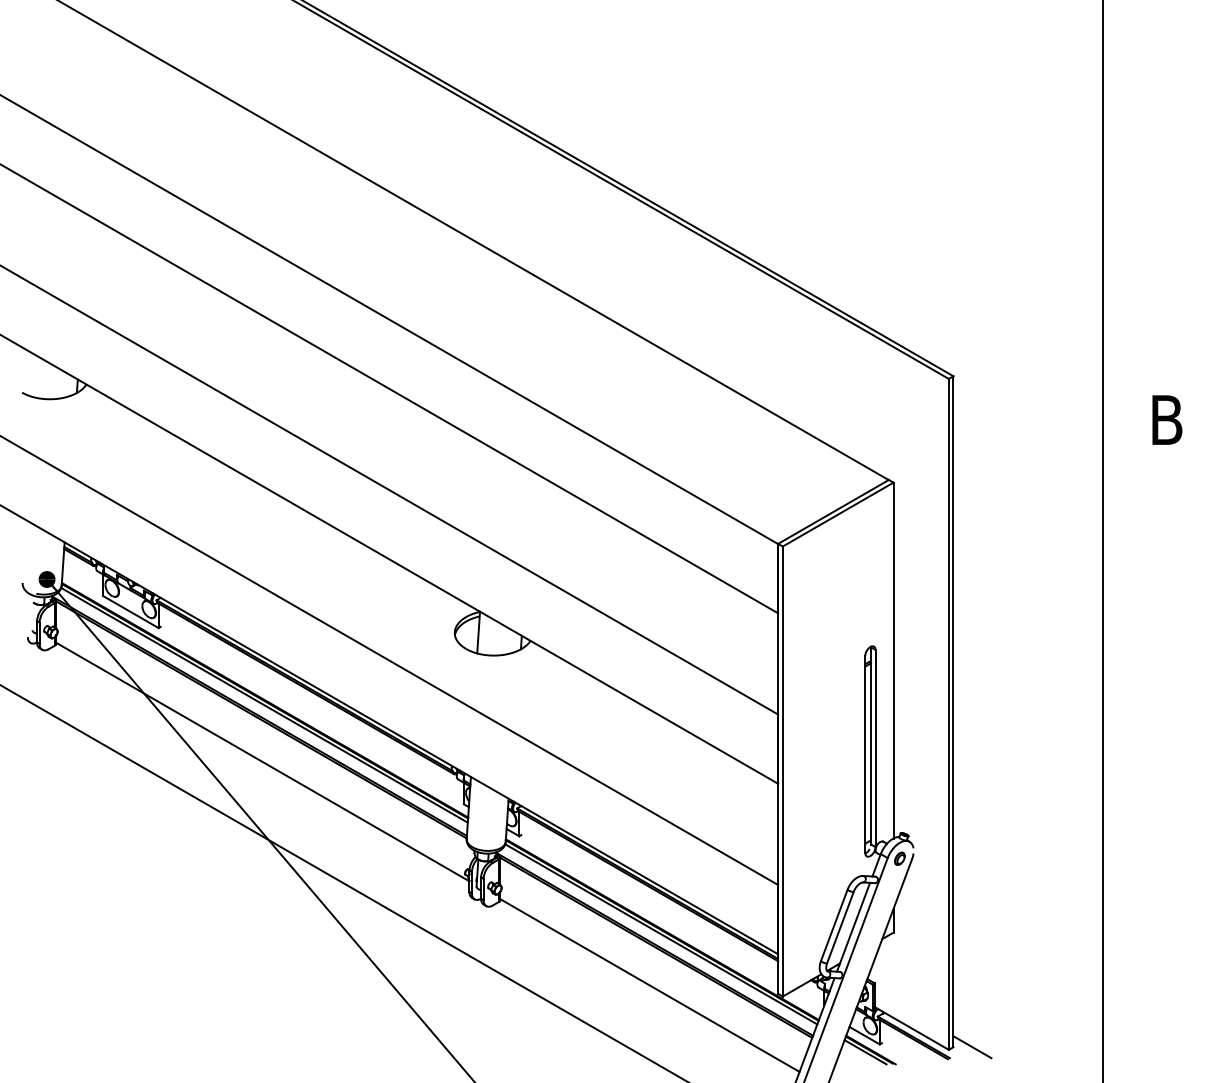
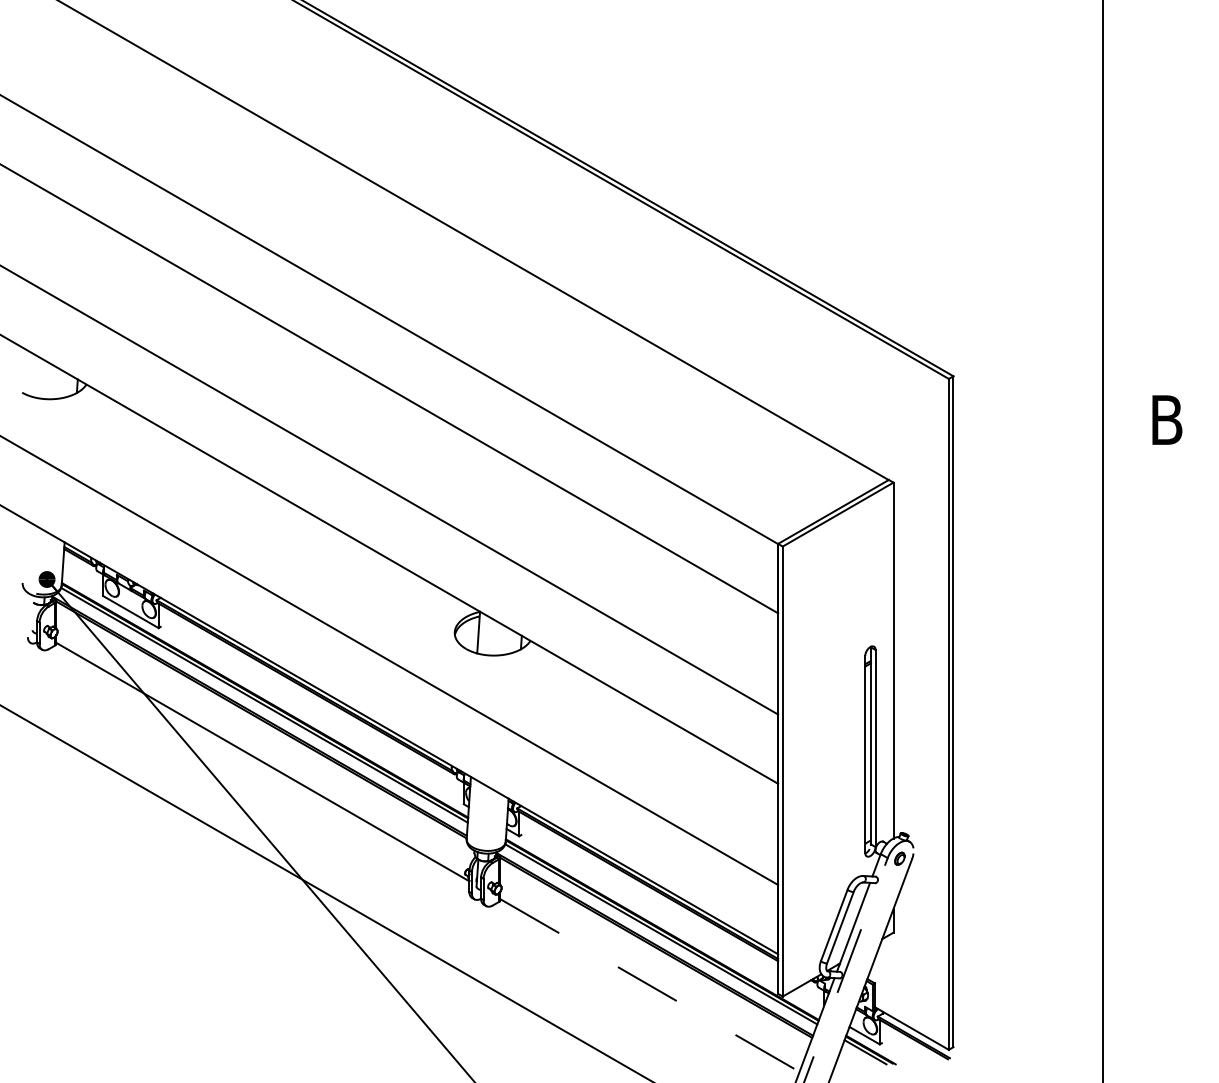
line position: (342, 882) -> (325, 892) (325, 892)
line: solid -> dashed (845, 970)
line: solid -> dashed (650, 985)
line: present -> none (972, 1047)
